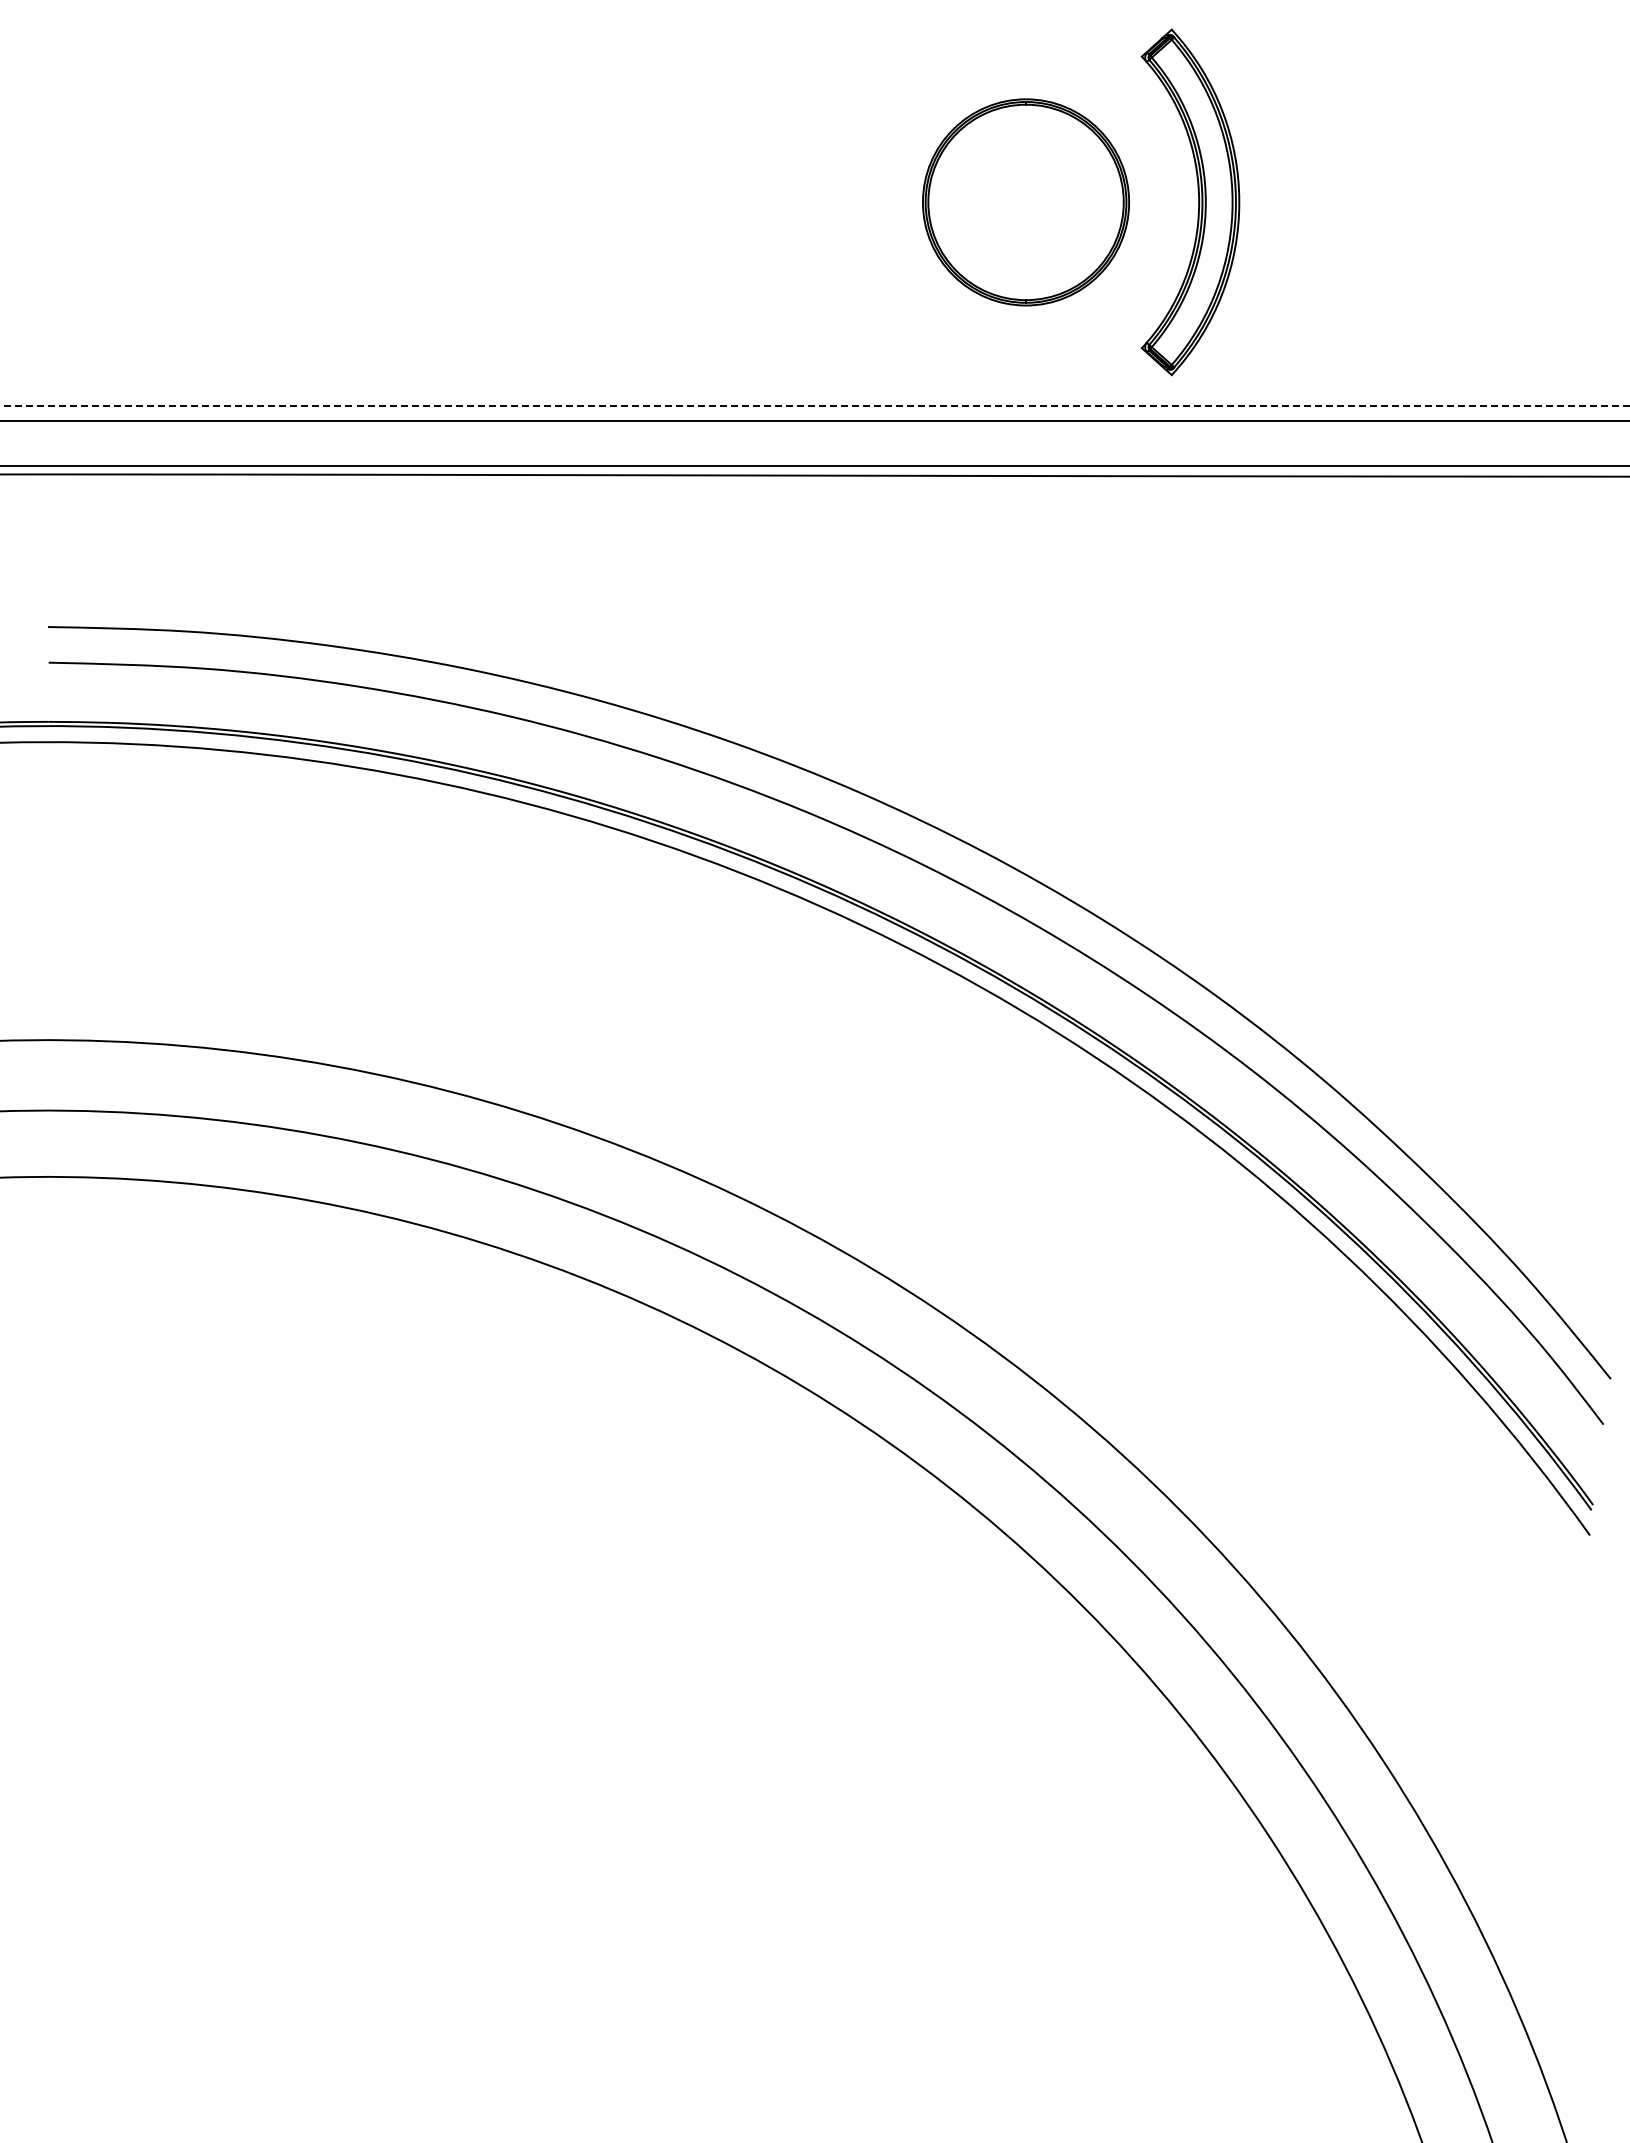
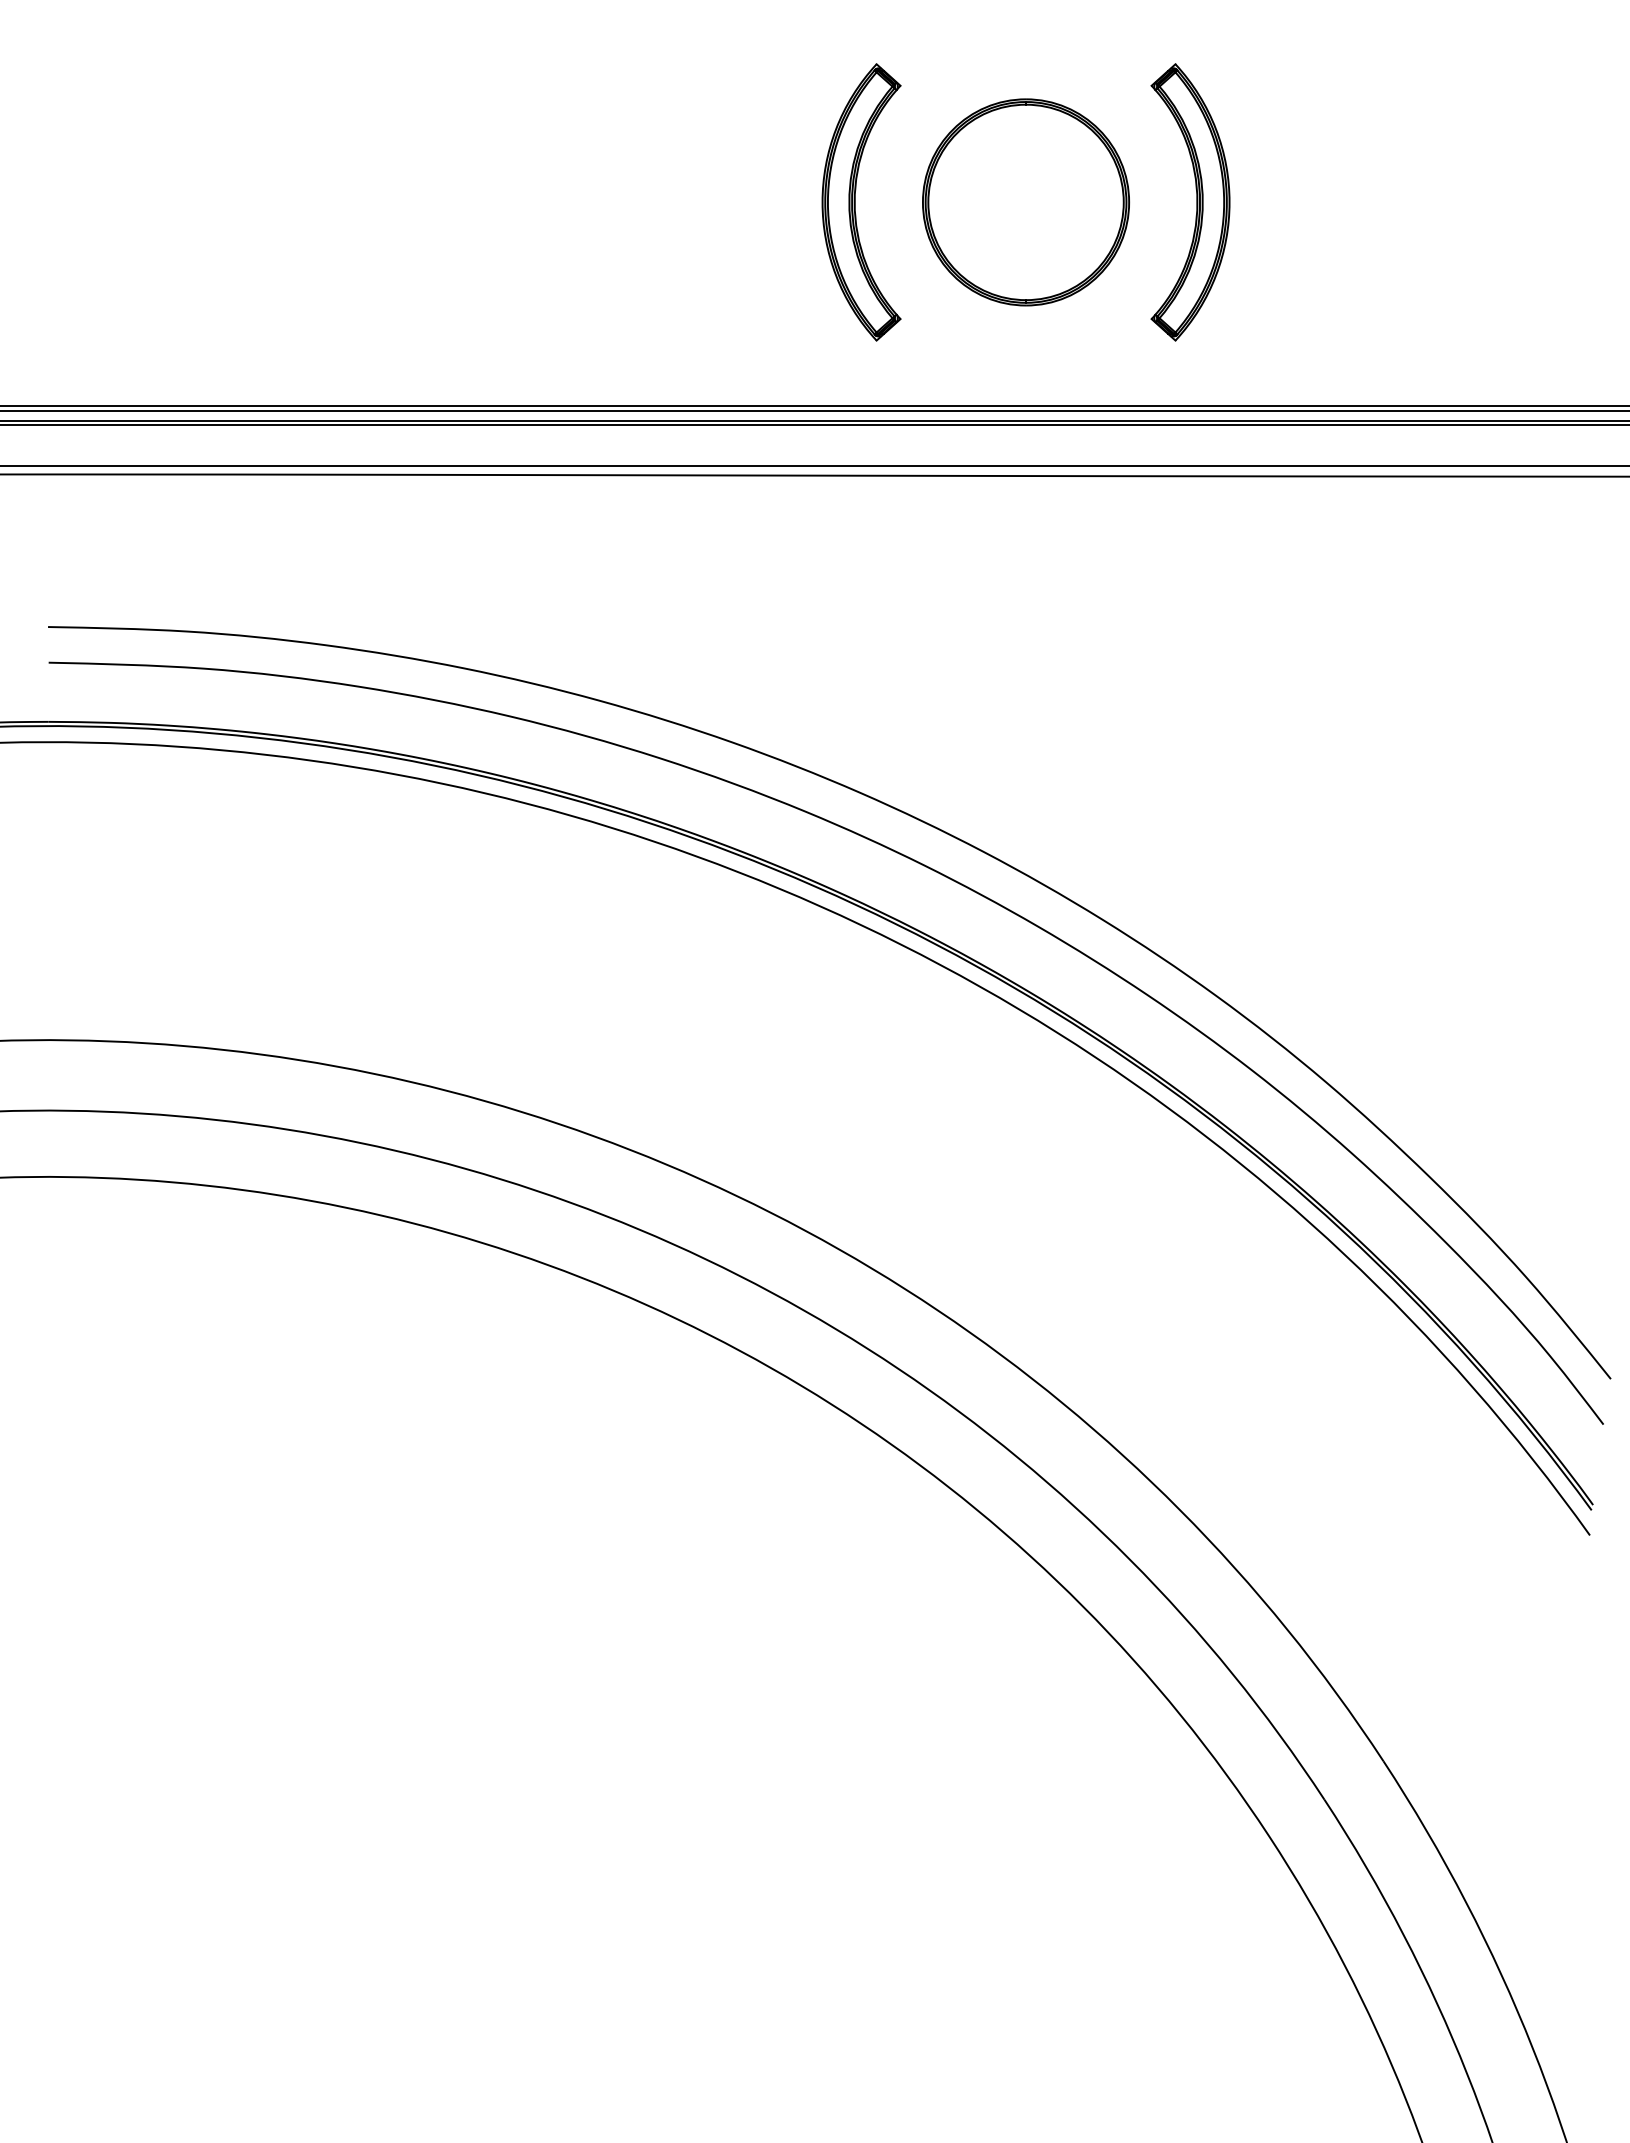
part: none -> present (861, 202)
part size: 101x349 px -> 81x279 px (1190, 202)
line: dashed -> solid (815, 405)
line: none -> present (814, 411)
line: none -> present (814, 424)
